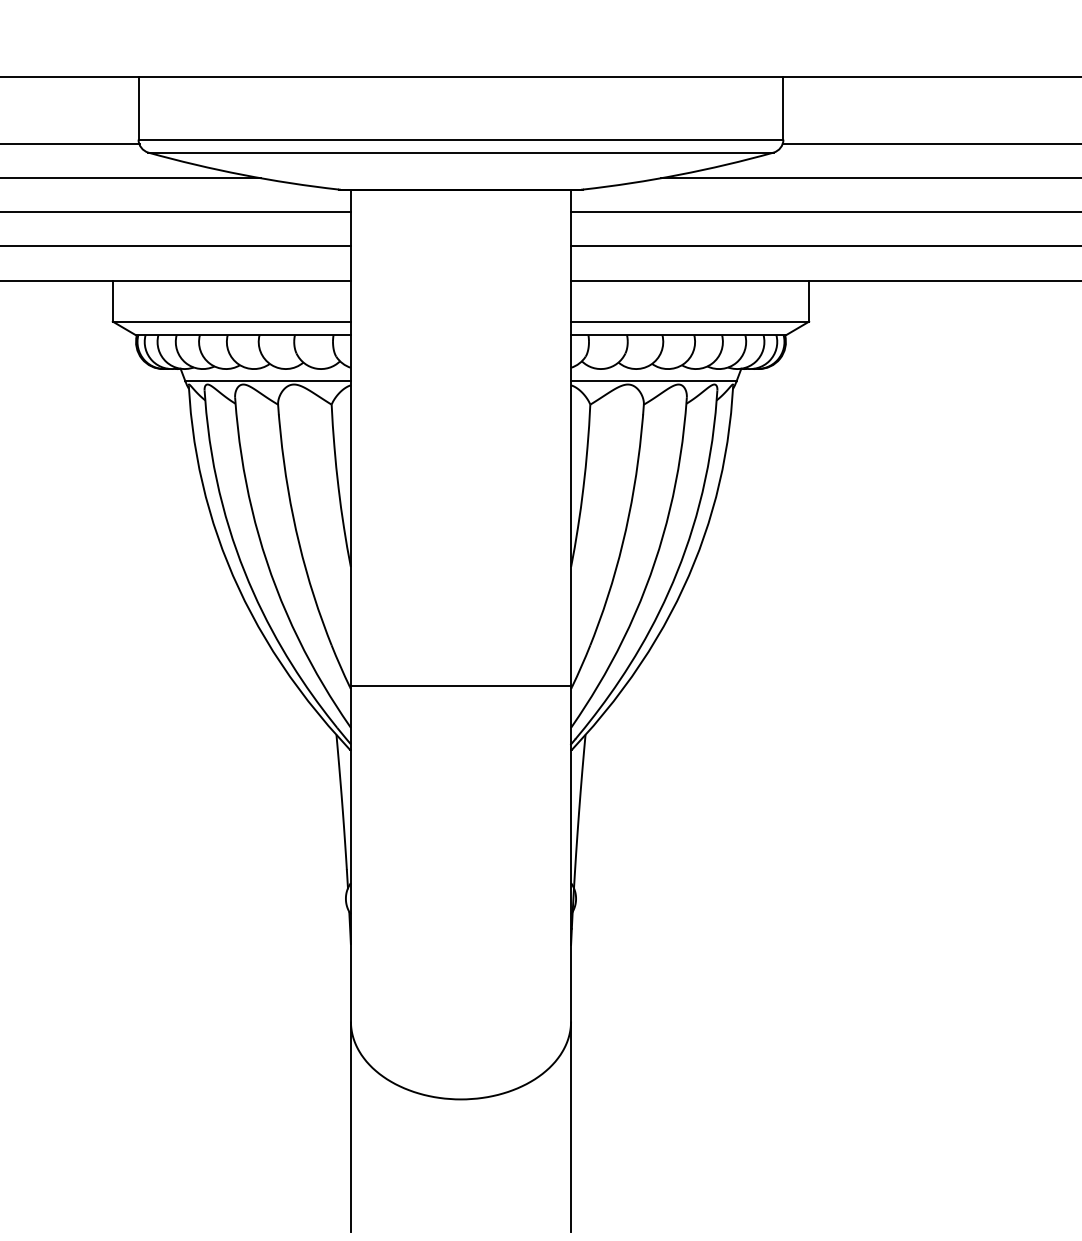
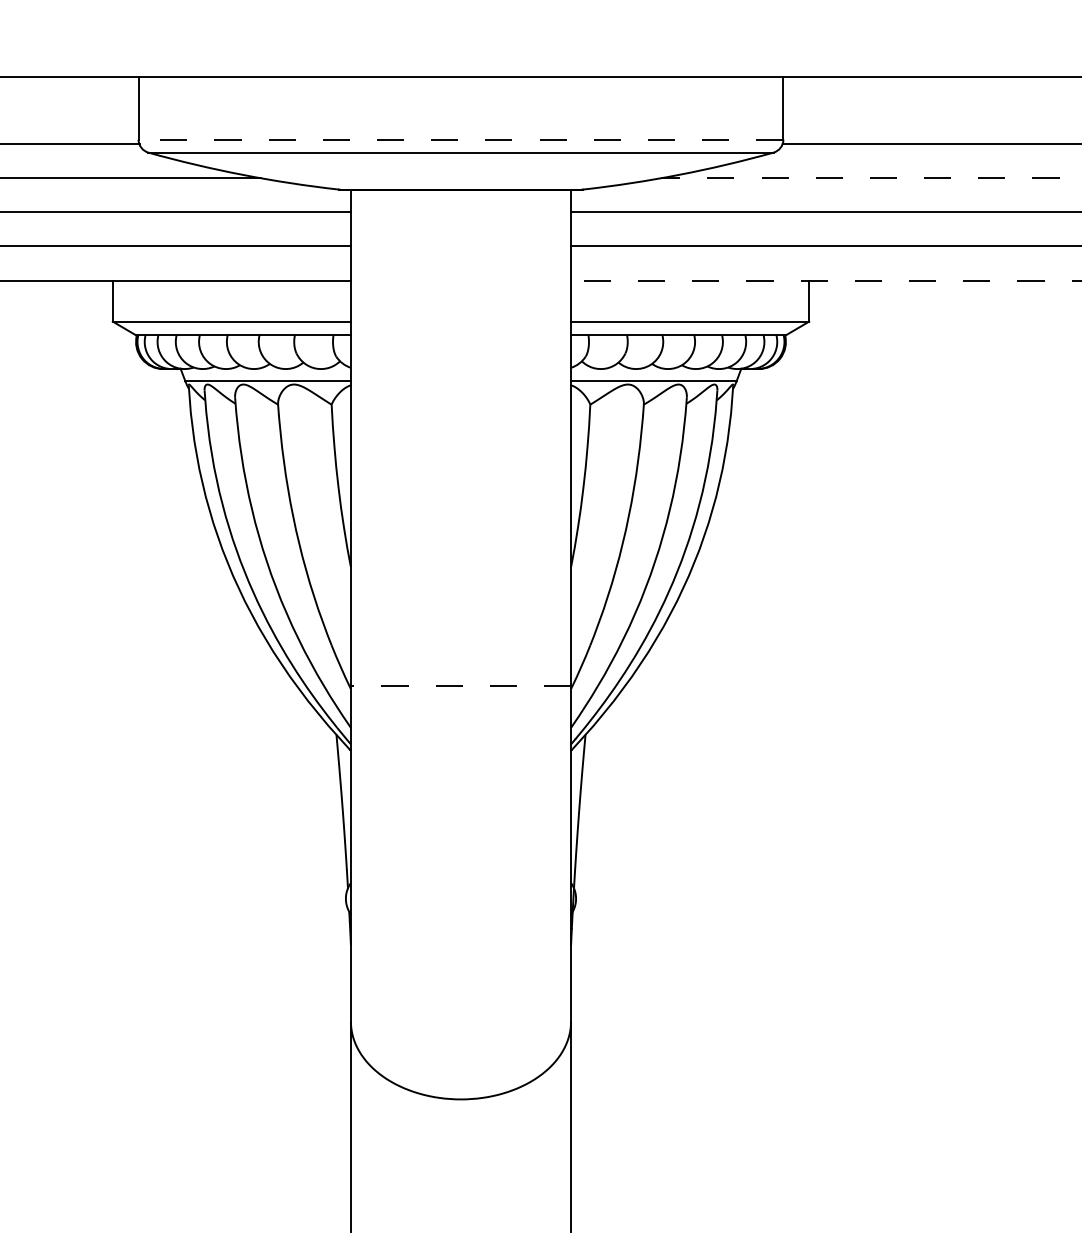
line: solid -> dashed (460, 139)
line: solid -> dashed (870, 178)
line: solid -> dashed (826, 281)
line: solid -> dashed (460, 686)
